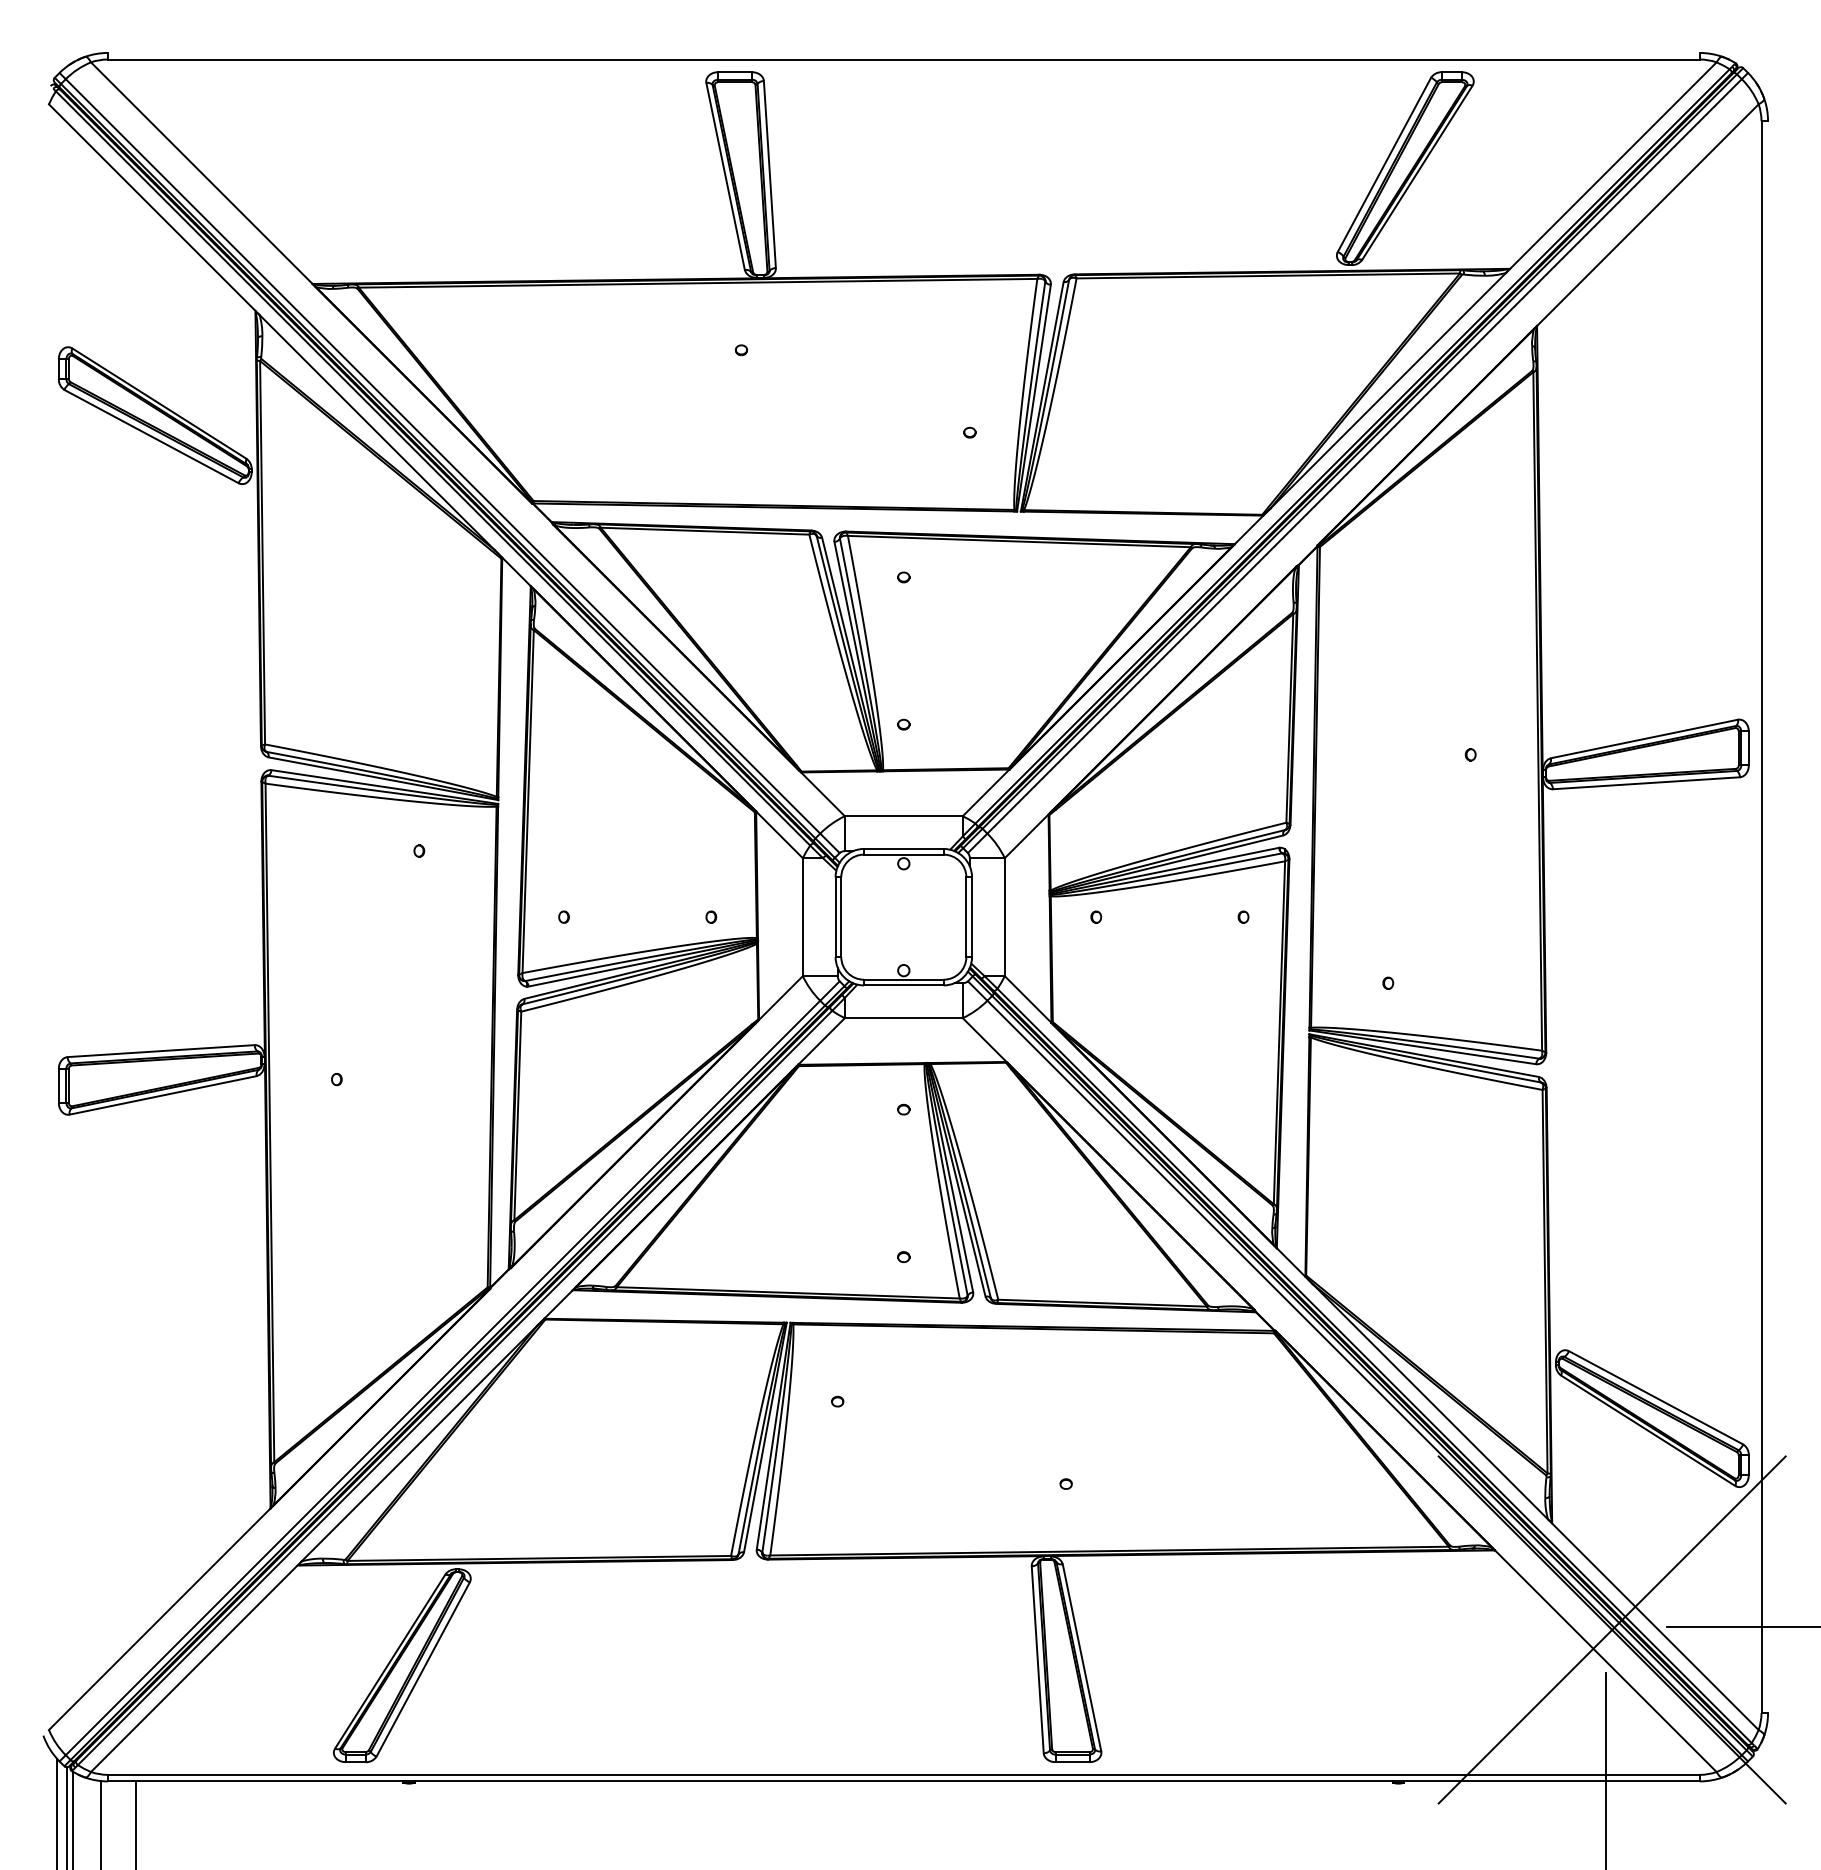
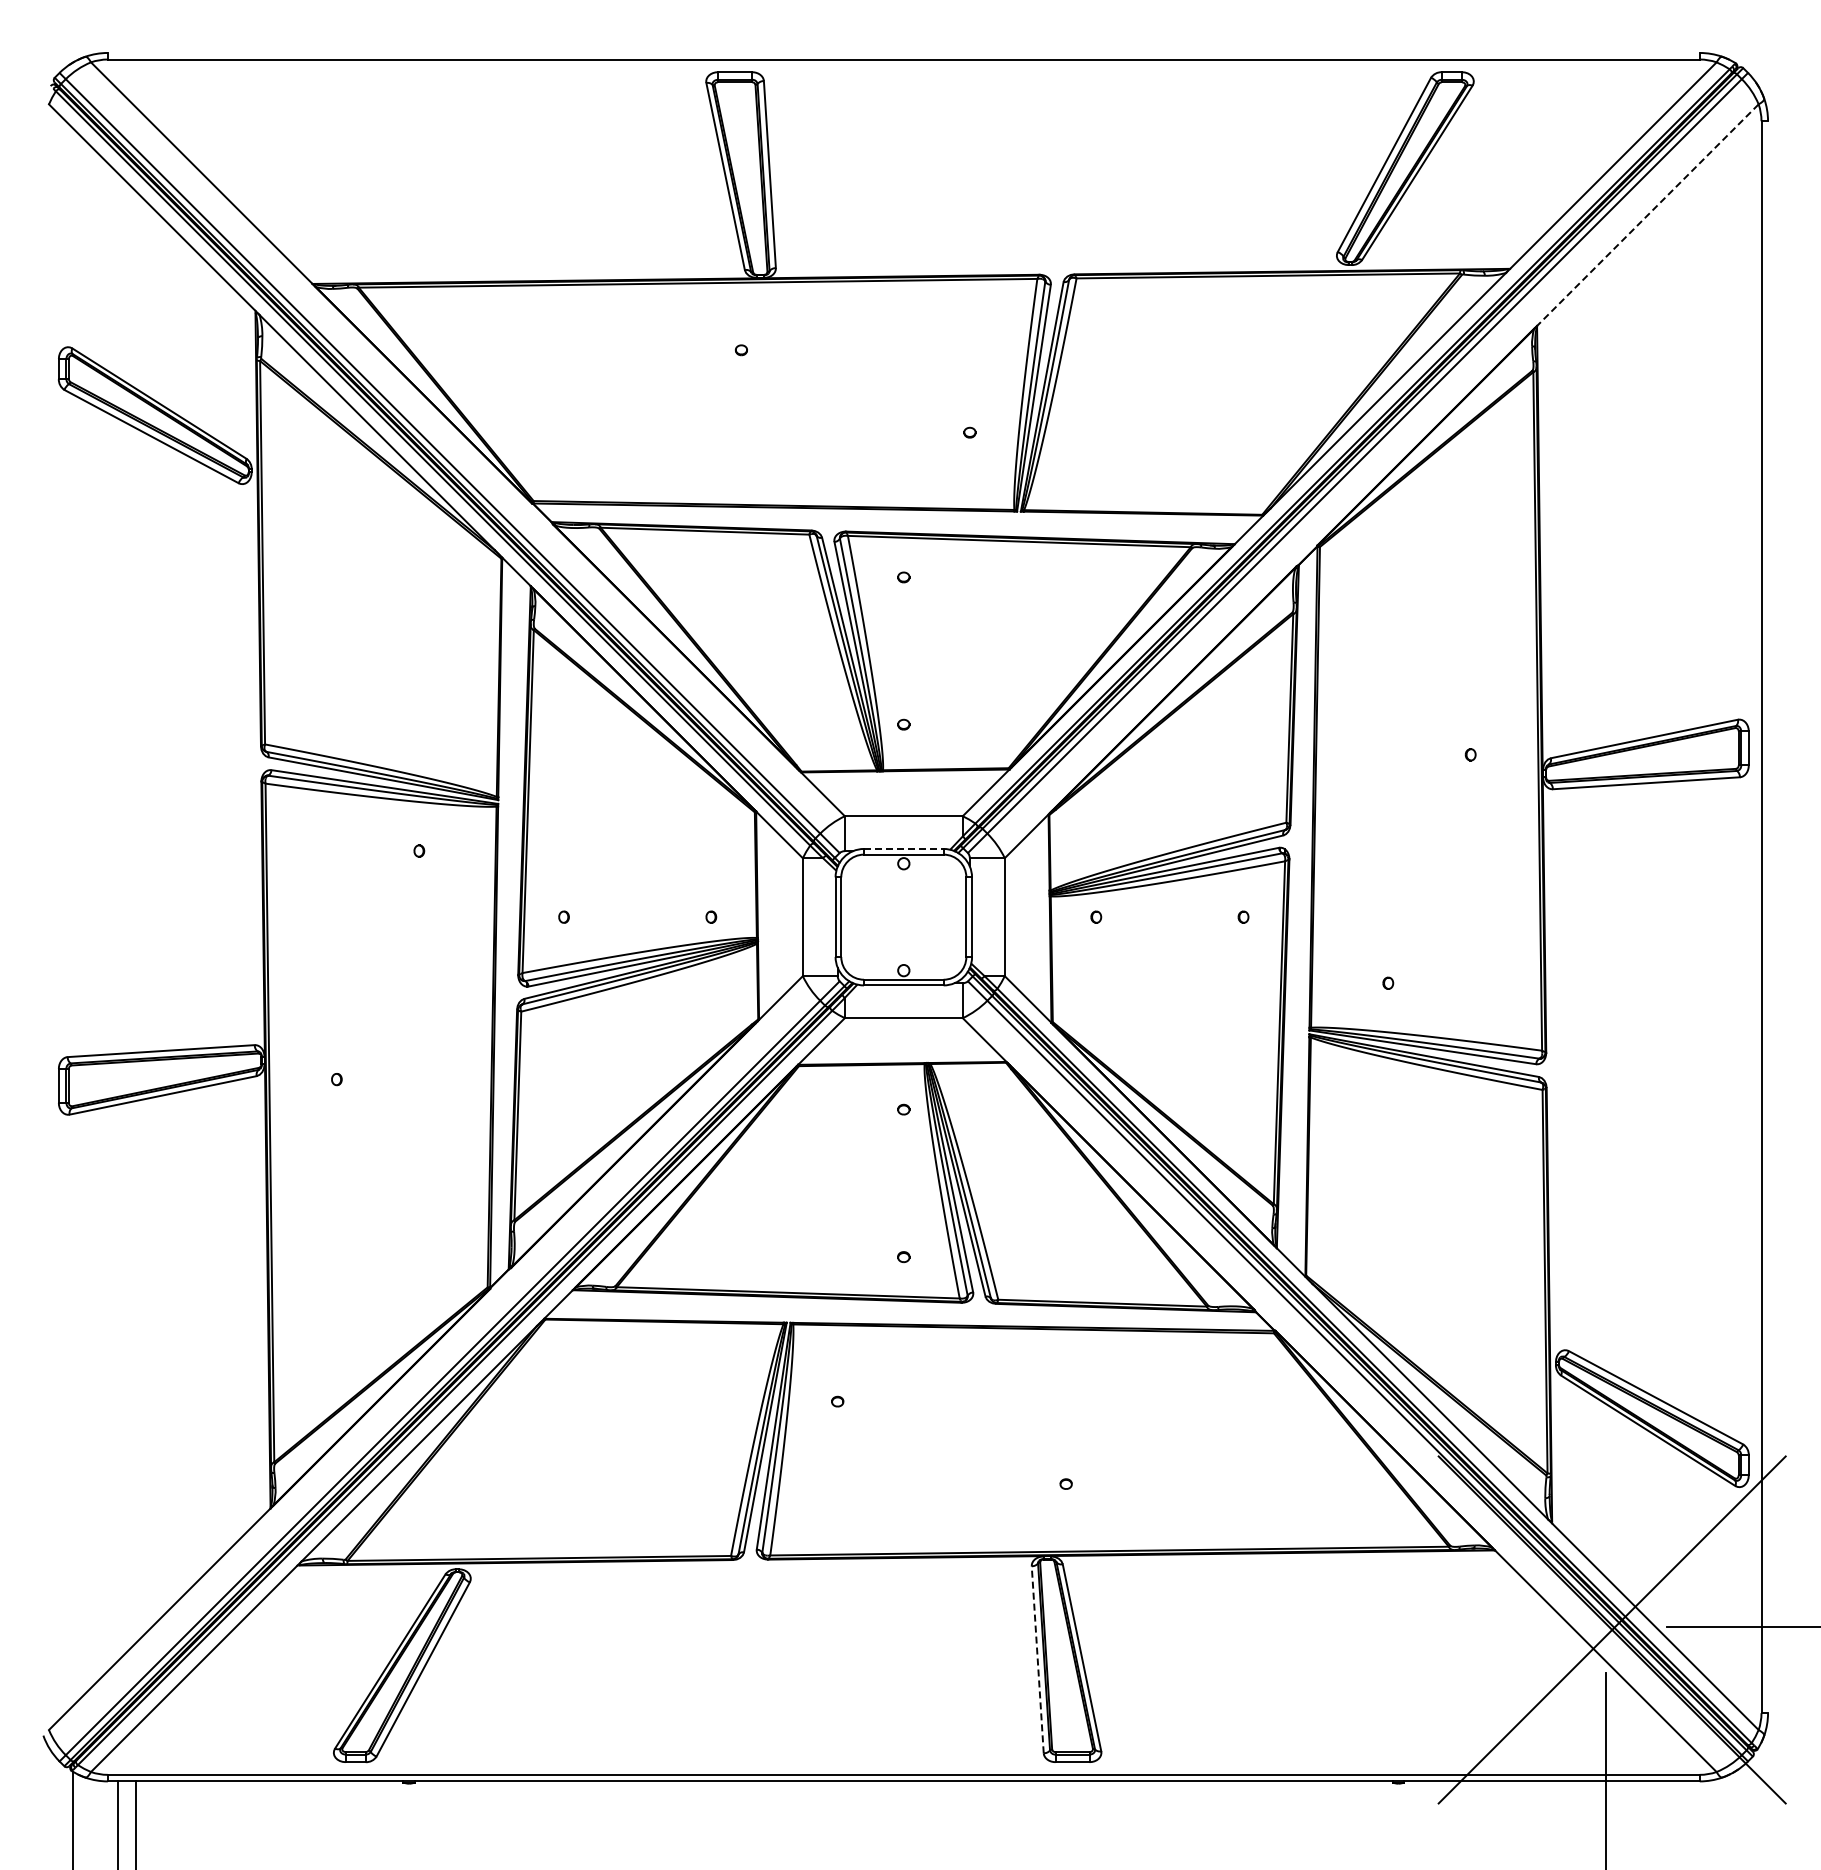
line: solid -> dashed (1647, 215)
line: solid -> dashed (903, 848)
line: solid -> dashed (1037, 1659)
line: present -> none (57, 1812)
line: present -> none (67, 1816)
line position: (101, 1823) -> (118, 1823) (118, 1823)
